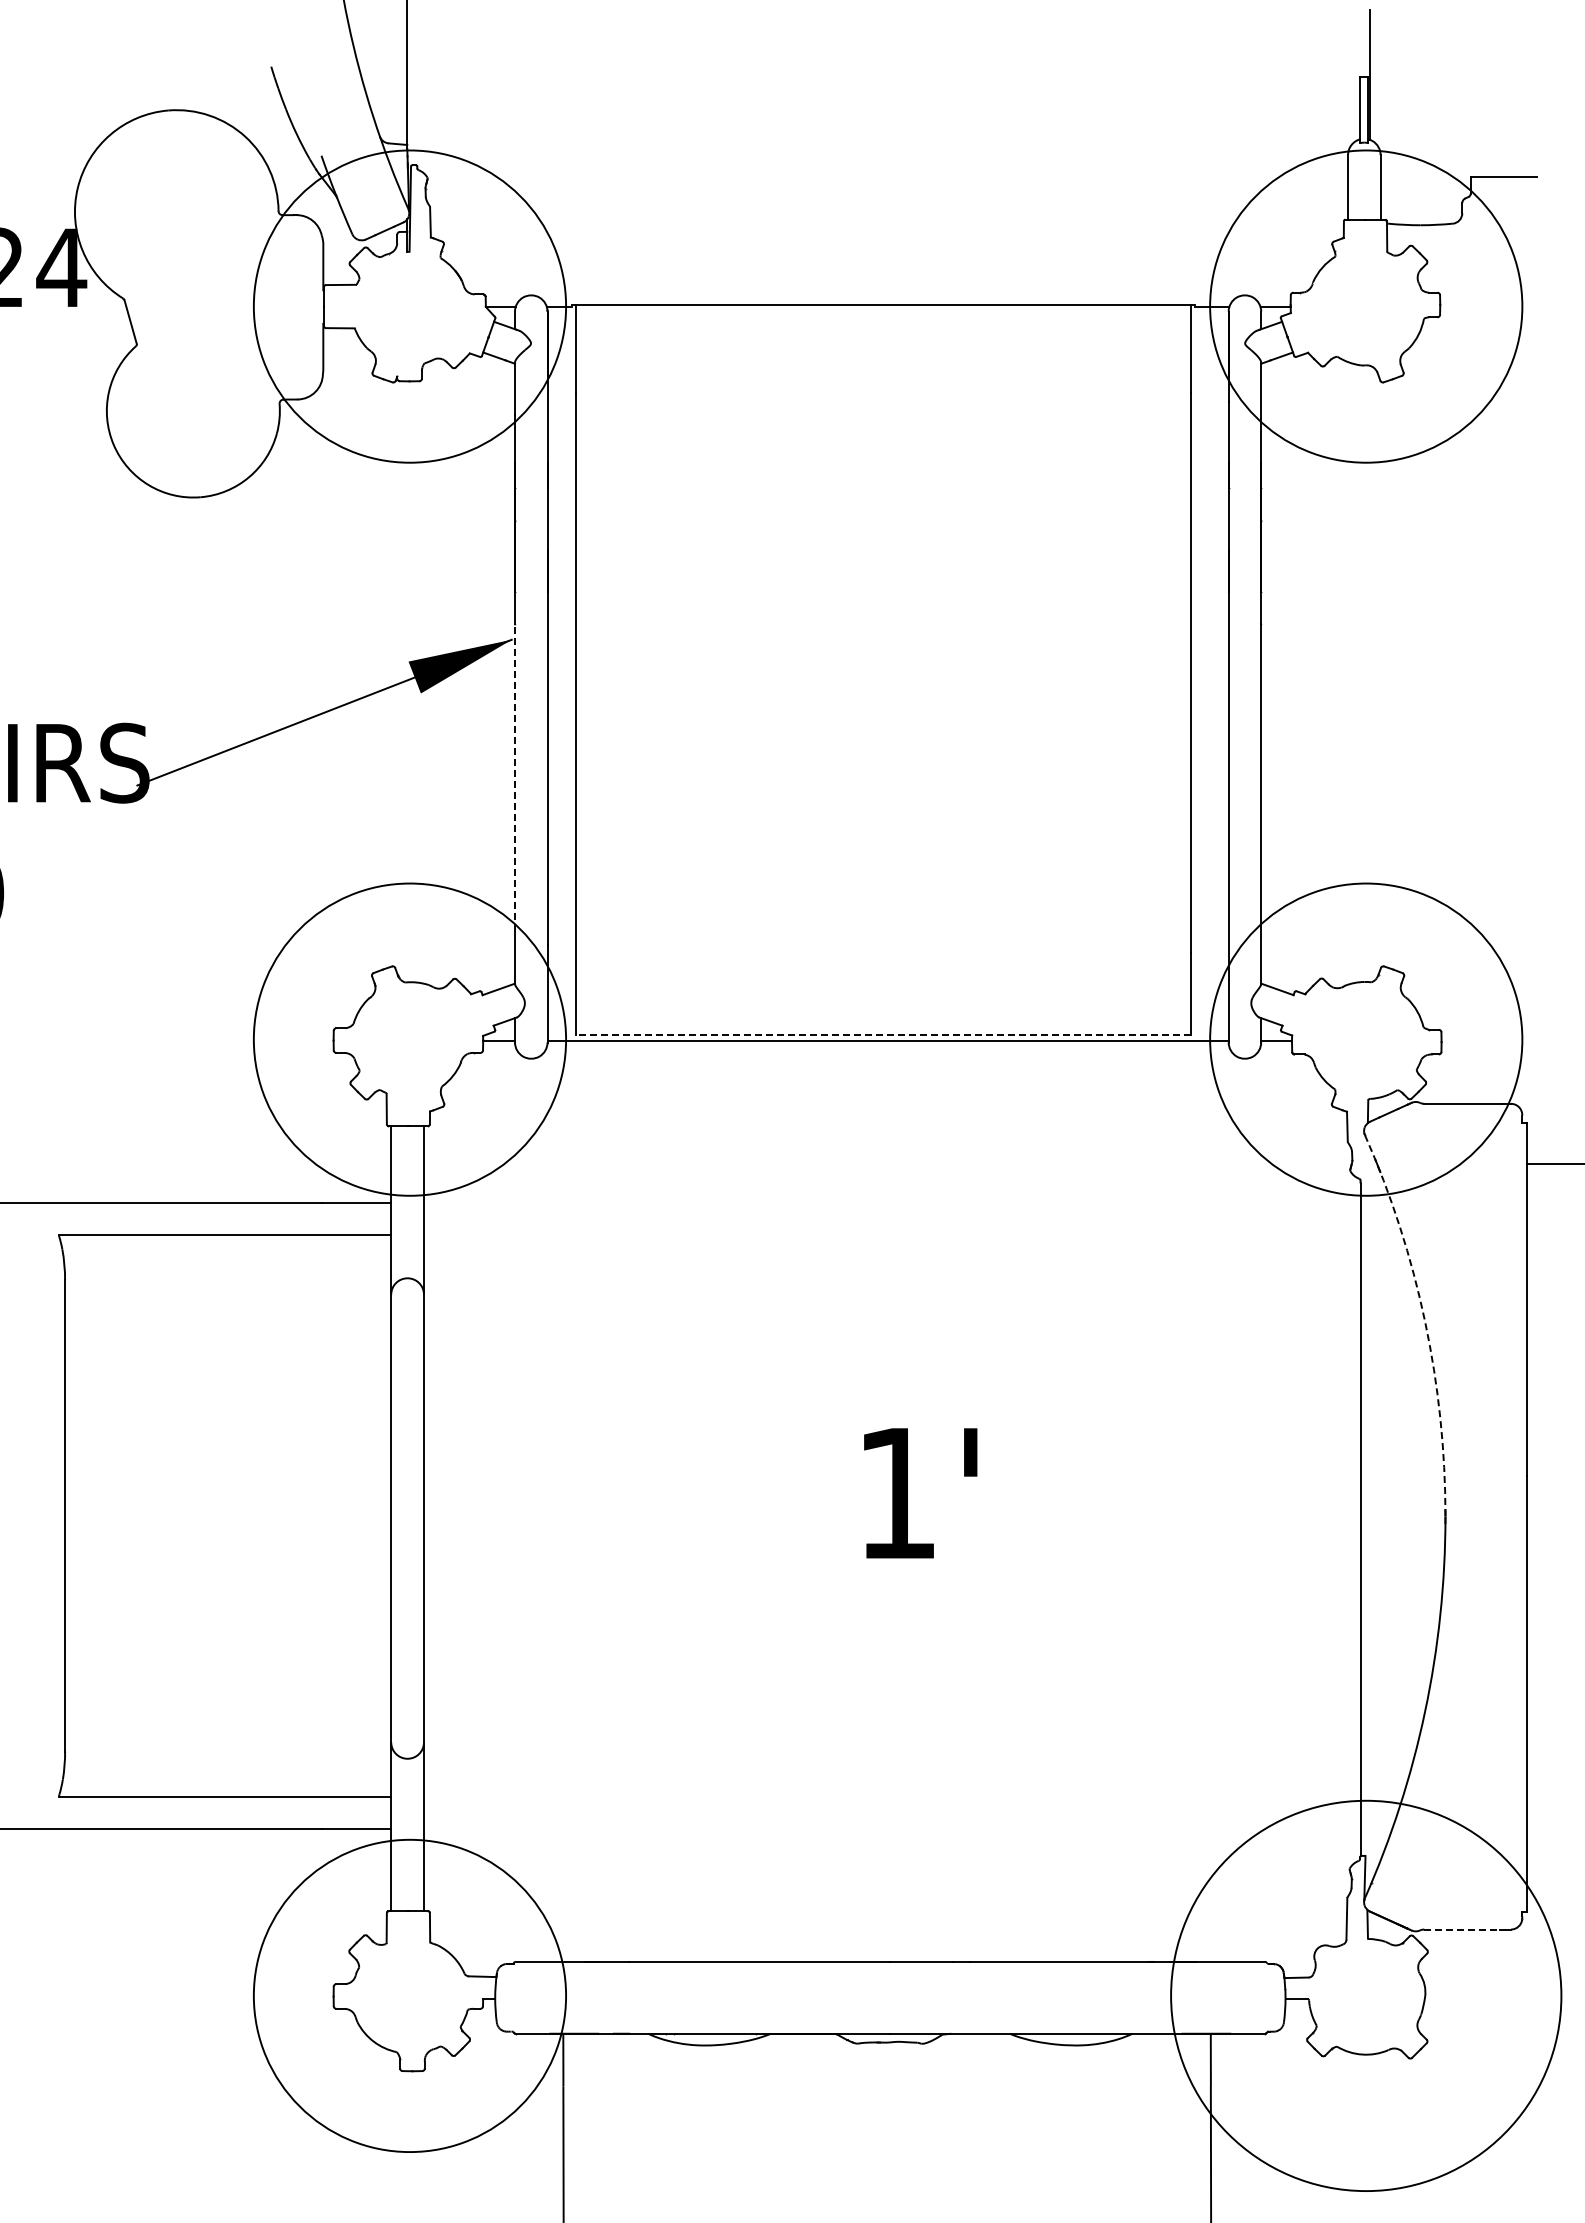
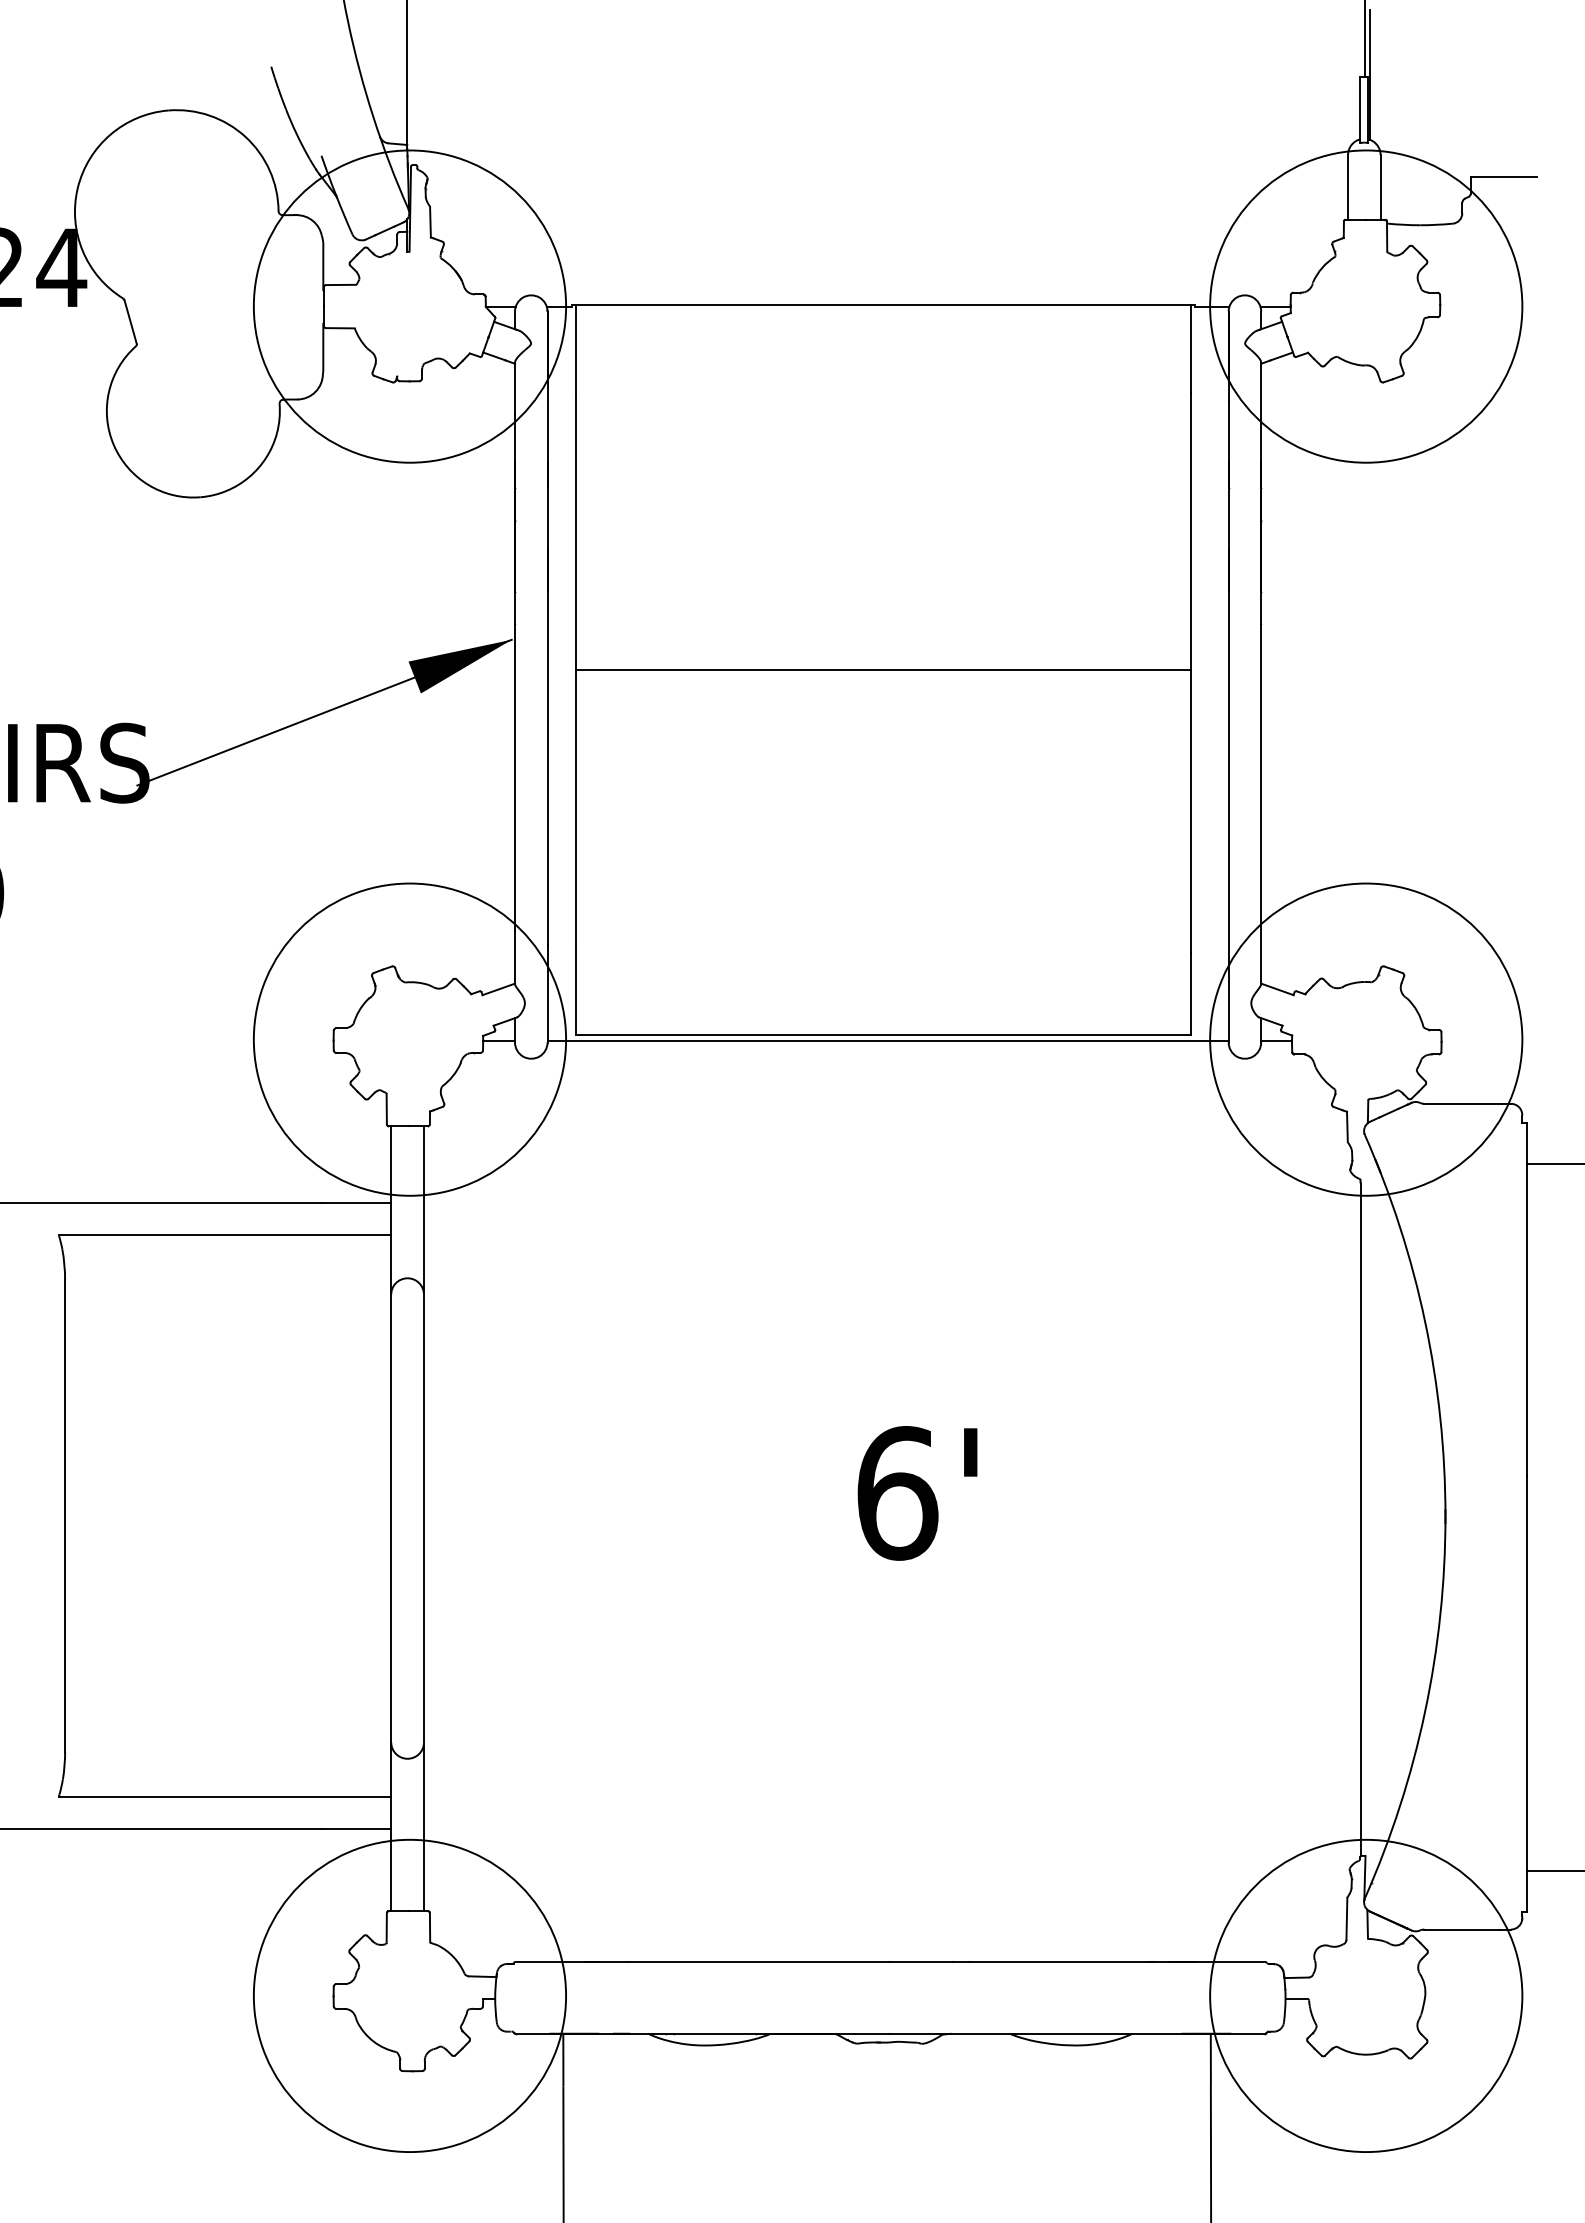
line: none -> present (1365, 39)
line: none -> present (883, 670)
line: dashed -> solid (515, 777)
line: dashed -> solid (883, 1034)
line: dashed -> solid (1425, 1321)
text: 1' -> 6' (897, 1493)
line: none -> present (1553, 1870)
line: dashed -> solid (1461, 1929)
circle diameter: 390 px -> 312 px (1366, 1995)
